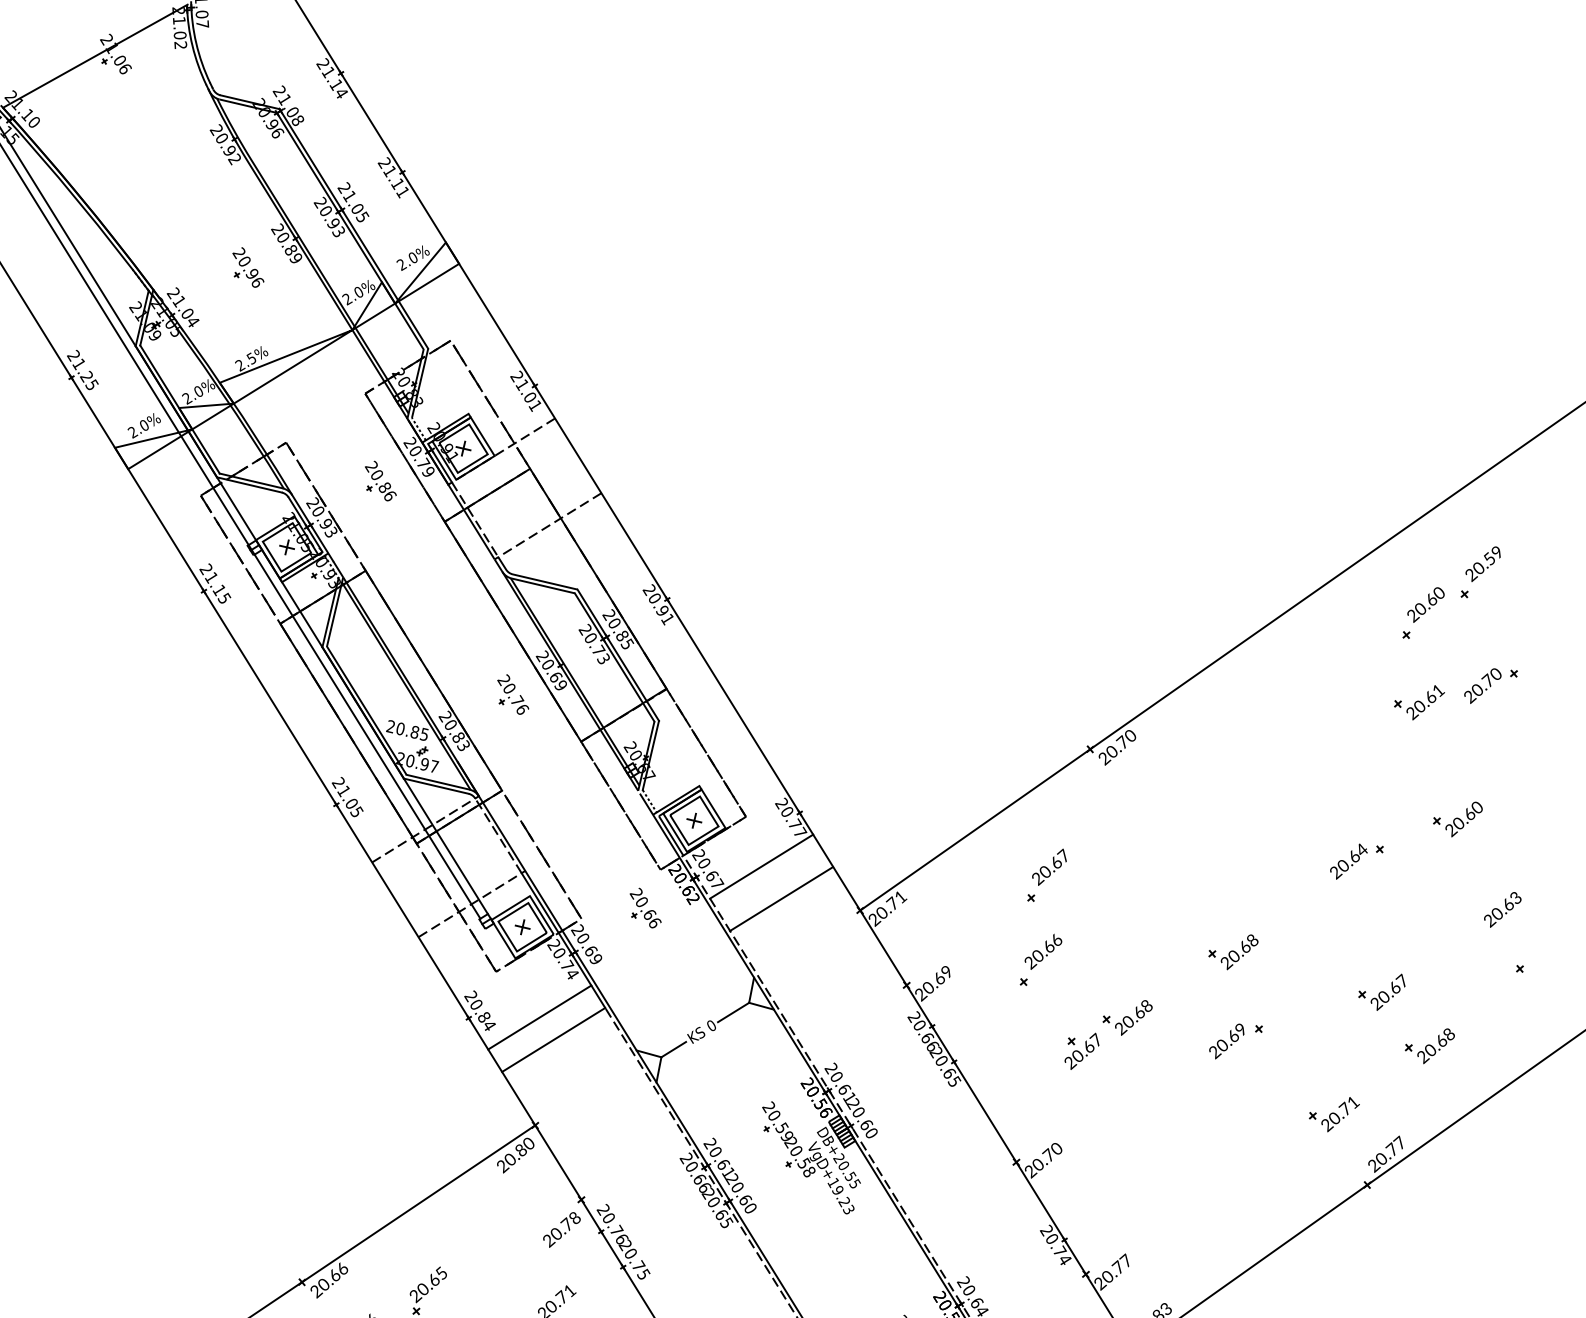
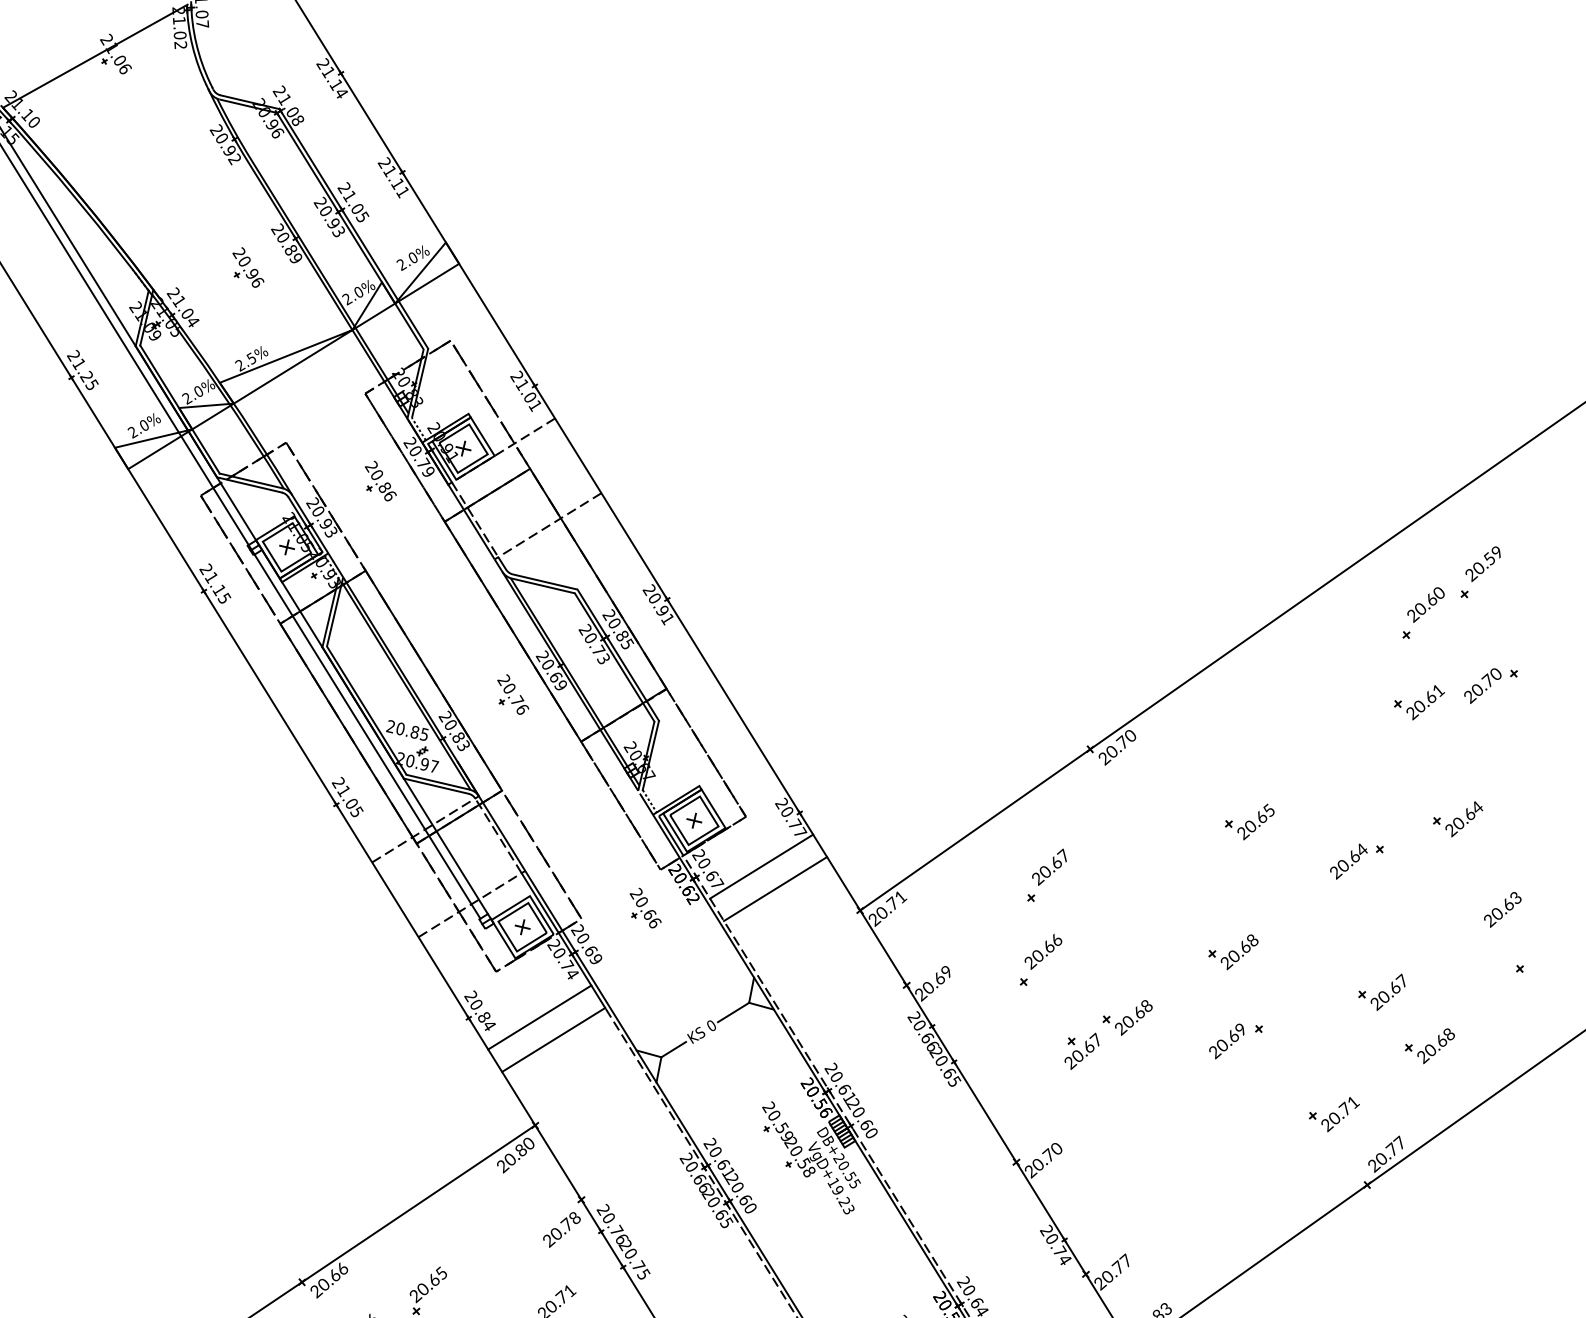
text: 20.60 -> 20.64 (1477, 807)
part: none -> present (1249, 821)
line position: (781, 899) -> (775, 889) (775, 889)
